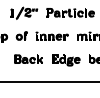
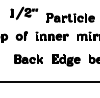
part position: (70, 12) -> (70, 17) (70, 17)
